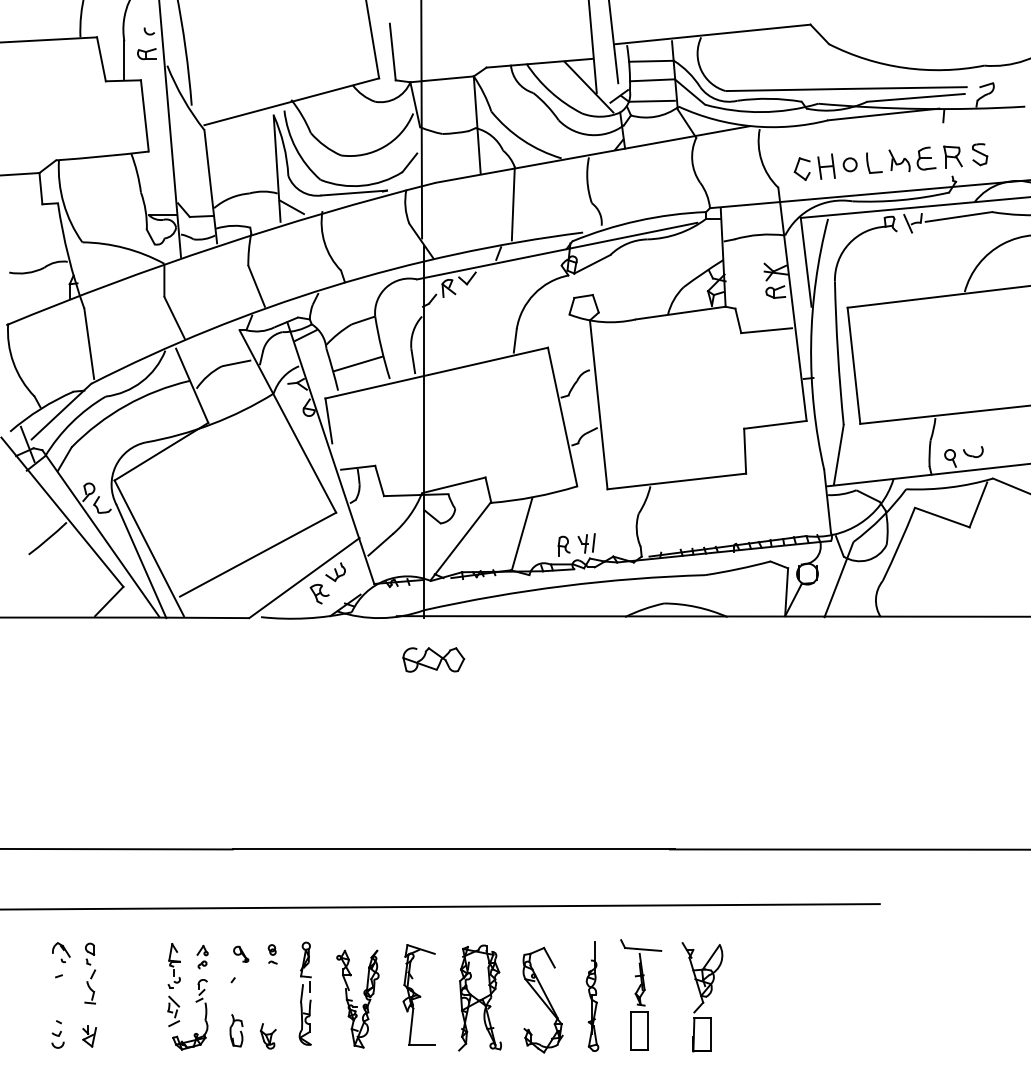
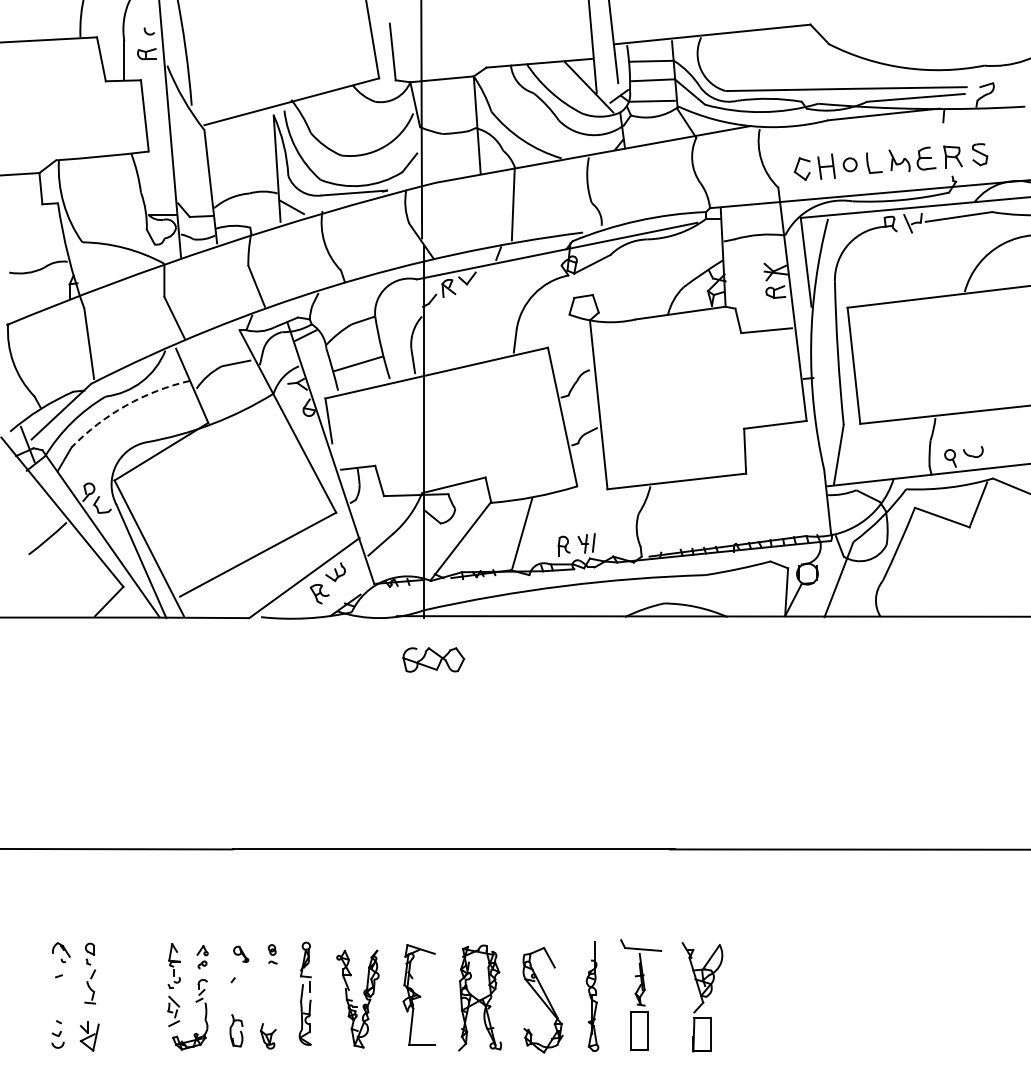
arc: solid -> dashed (125, 405)
line: present -> none (440, 906)
part size: 15x23 px -> 21x31 px (89, 1036)
